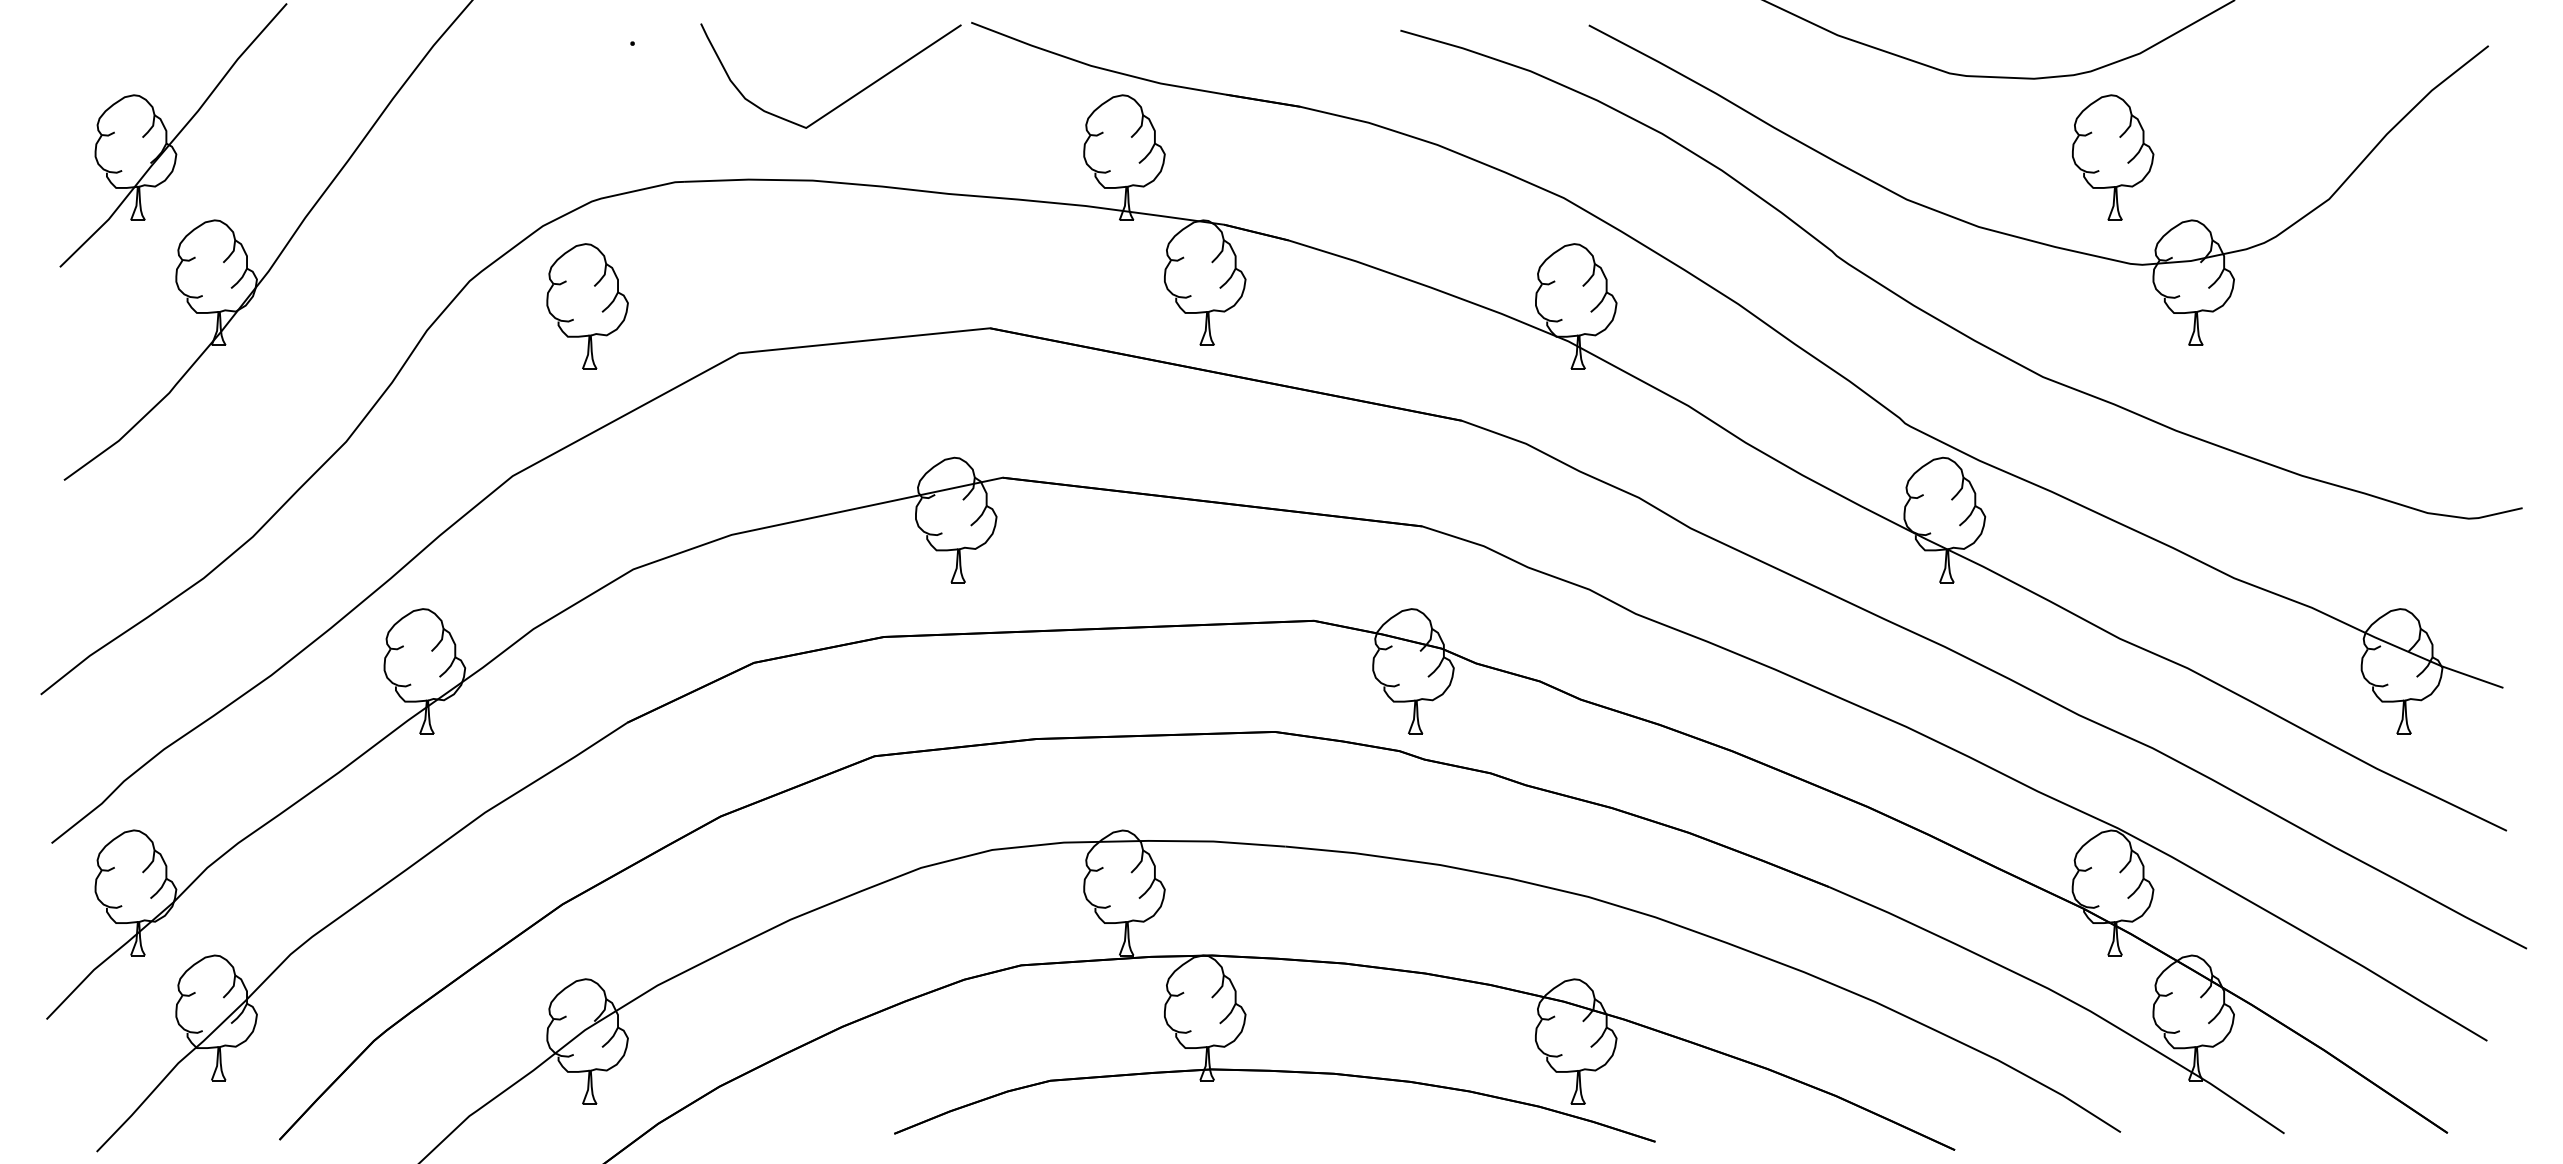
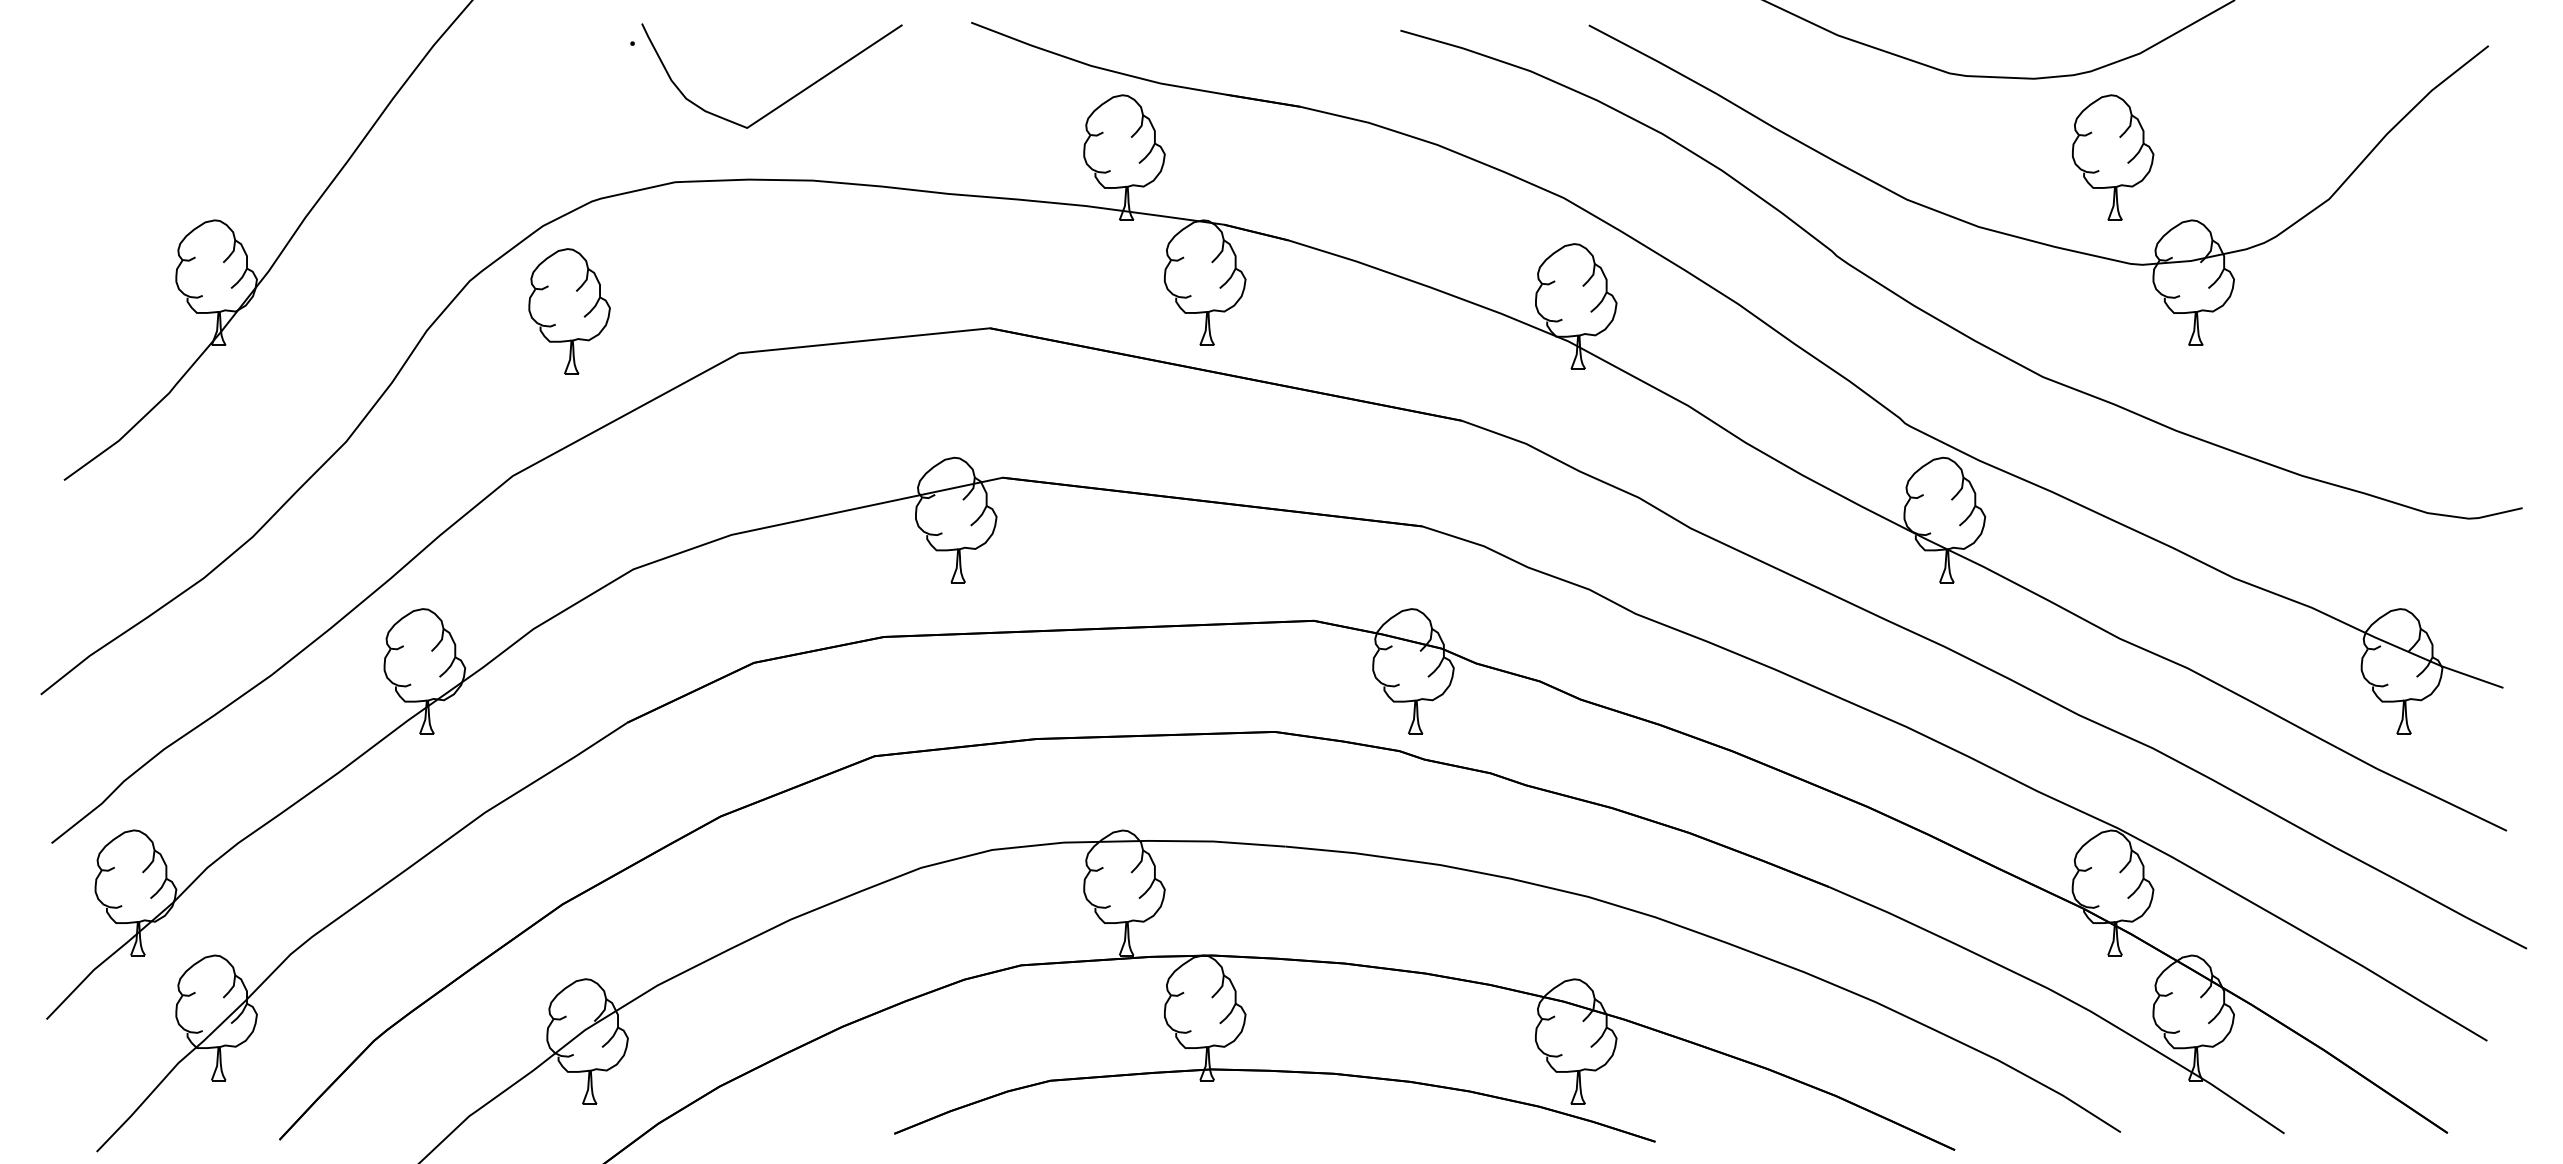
curve position: (845, 100) -> (786, 100) (786, 100)
part: present -> none (173, 135)
part position: (587, 306) -> (569, 311) (569, 311)
